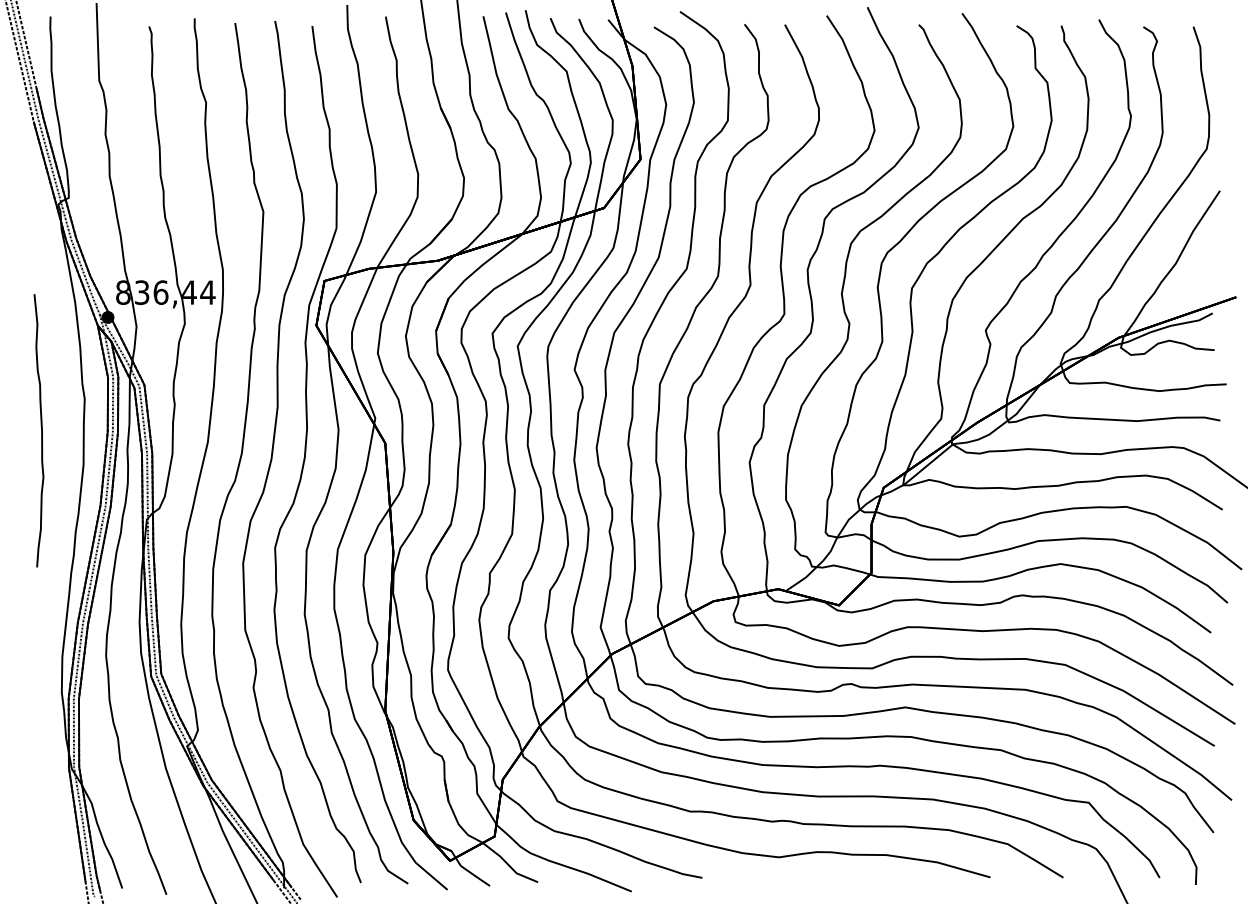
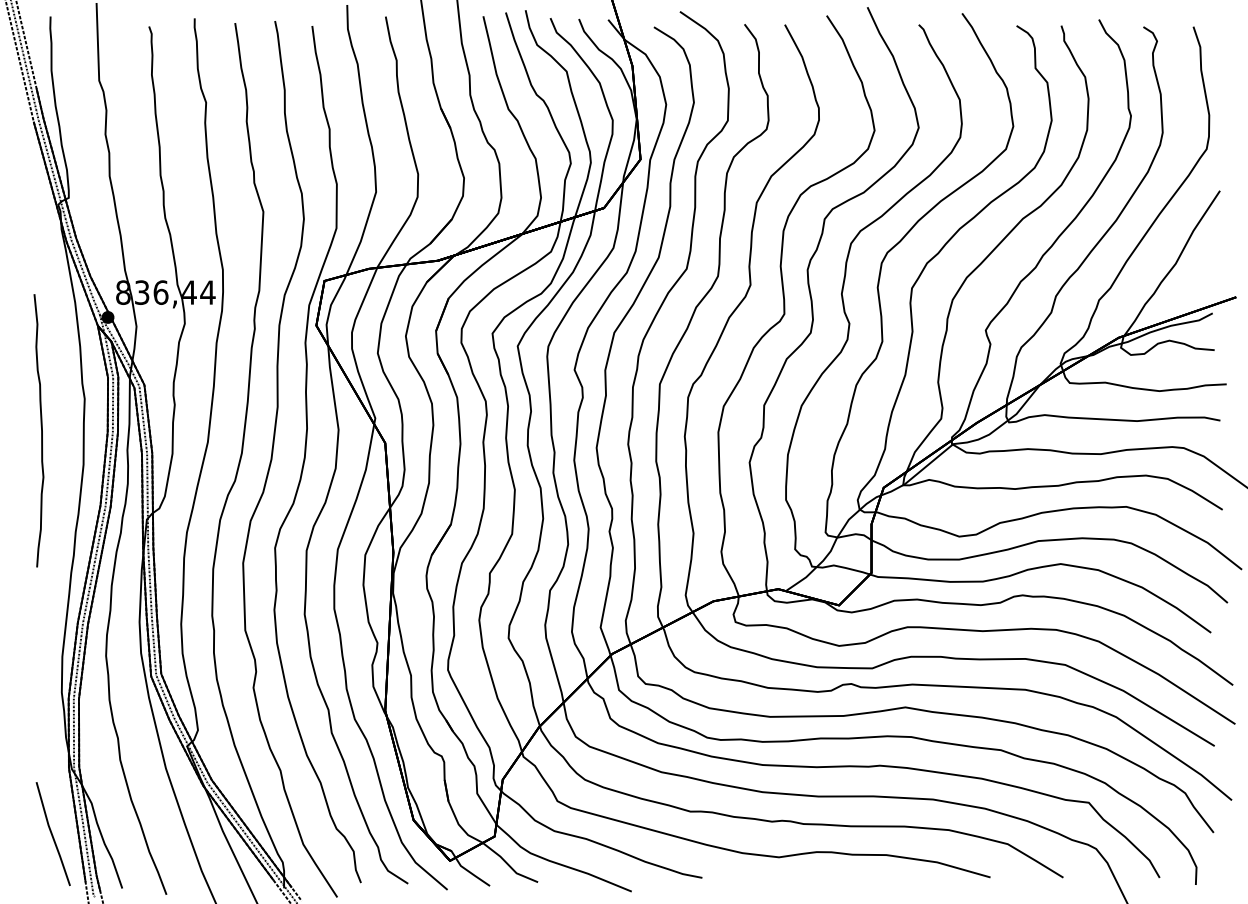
line: none -> present (52, 833)
